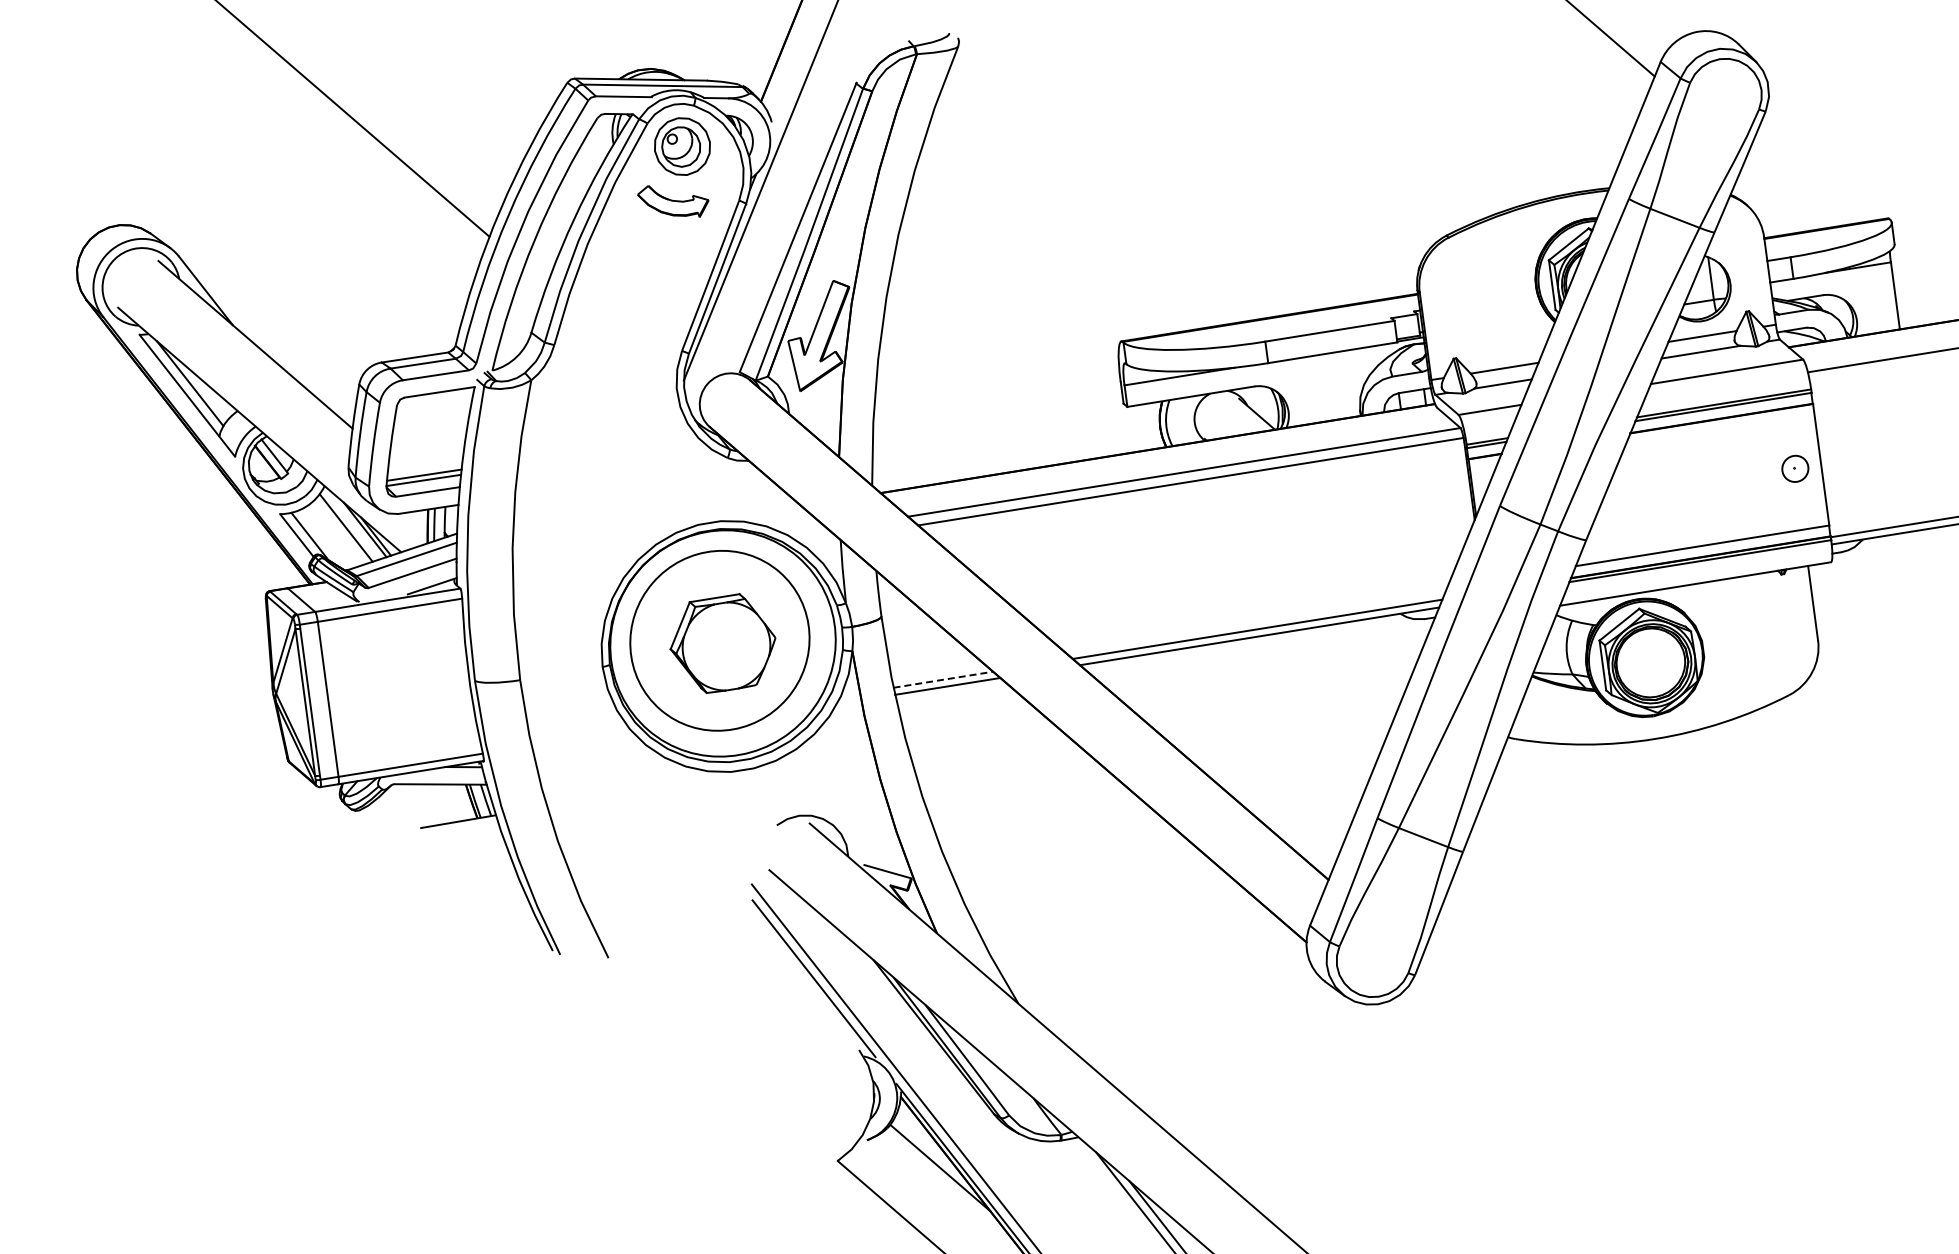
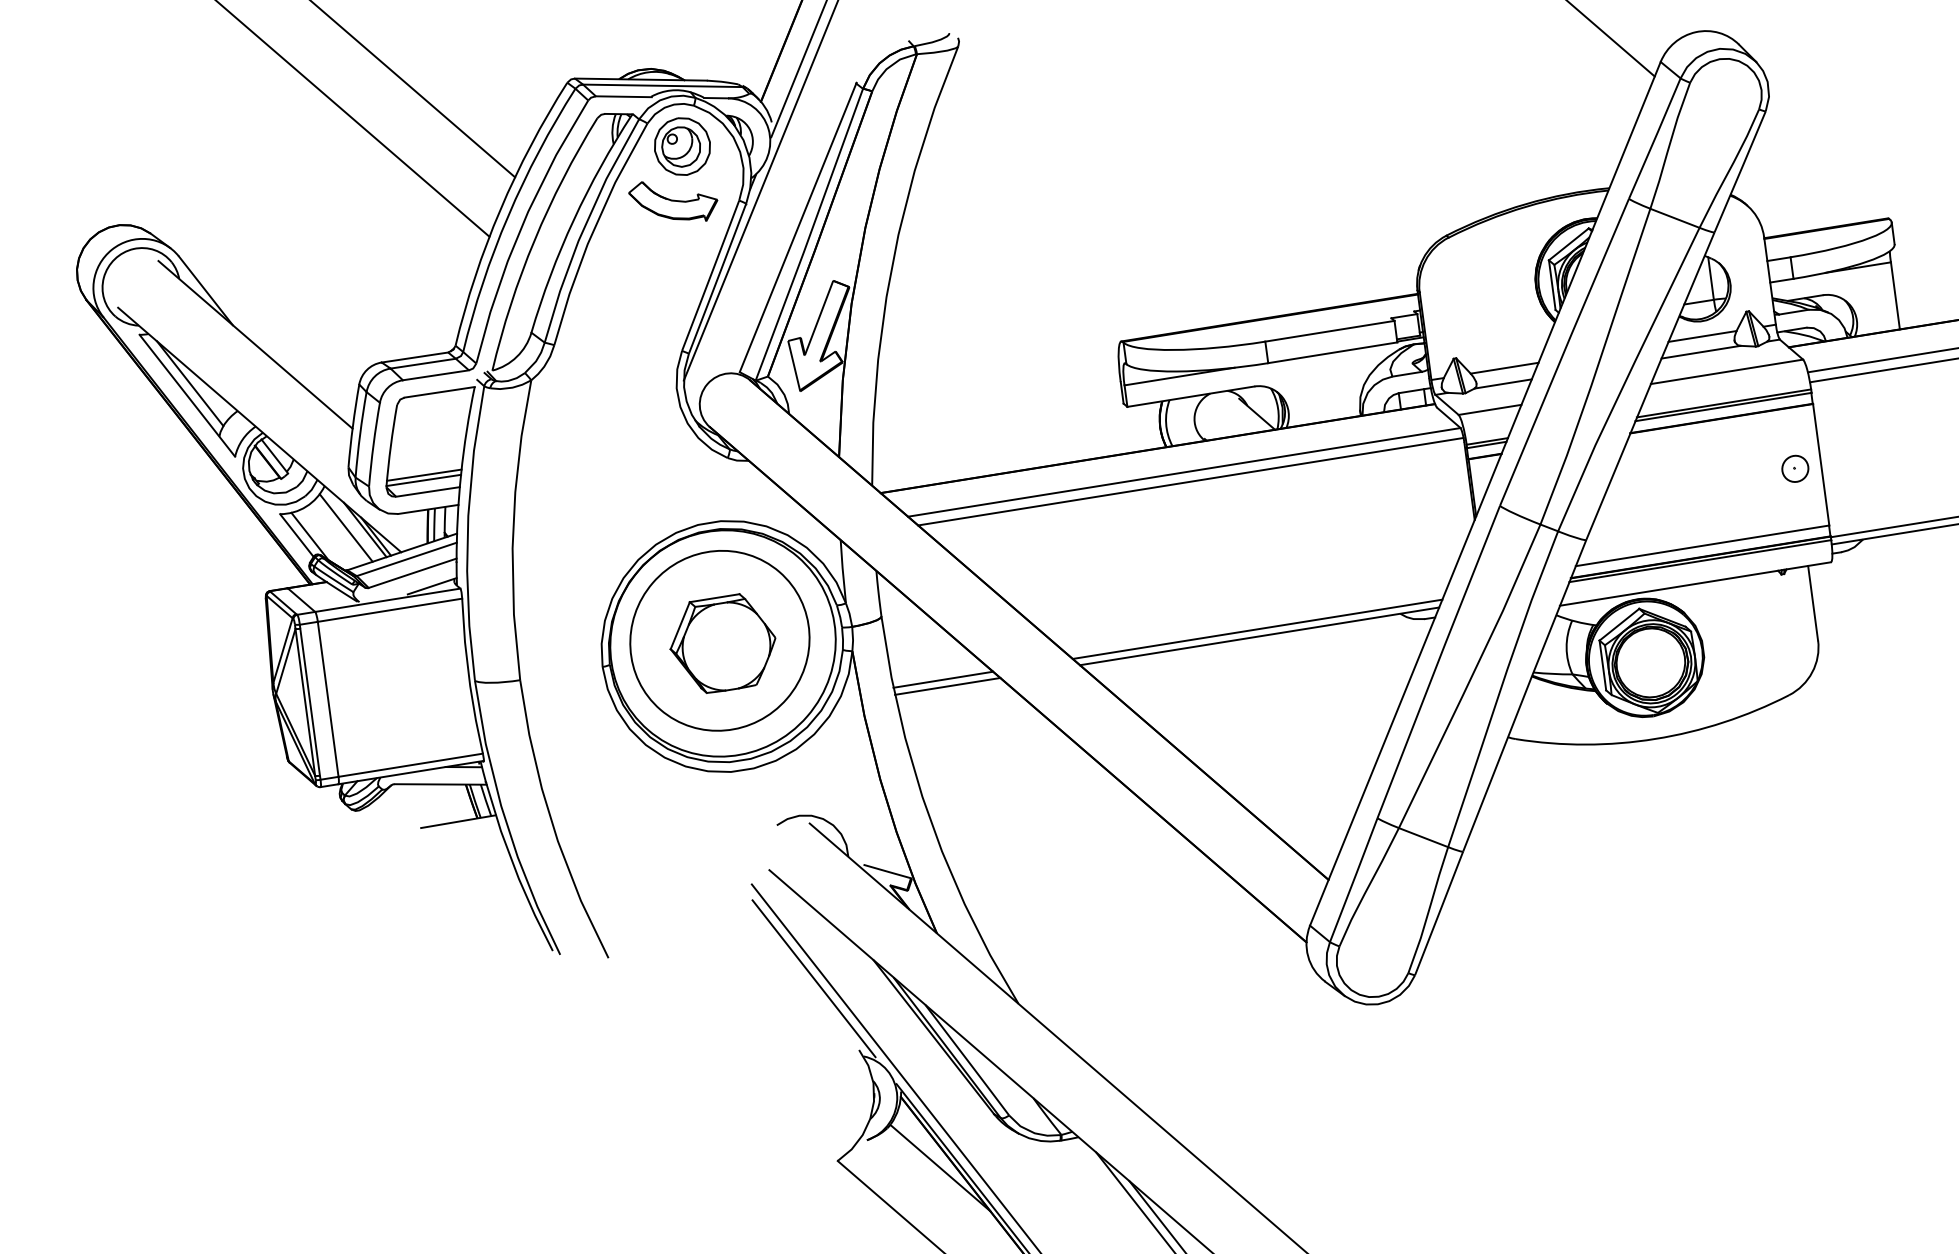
line: none -> present (798, 69)
line: none -> present (413, 89)
part size: 73x33 px -> 91x41 px (673, 201)
line: none -> present (1882, 370)
line: dashed -> solid (943, 679)
